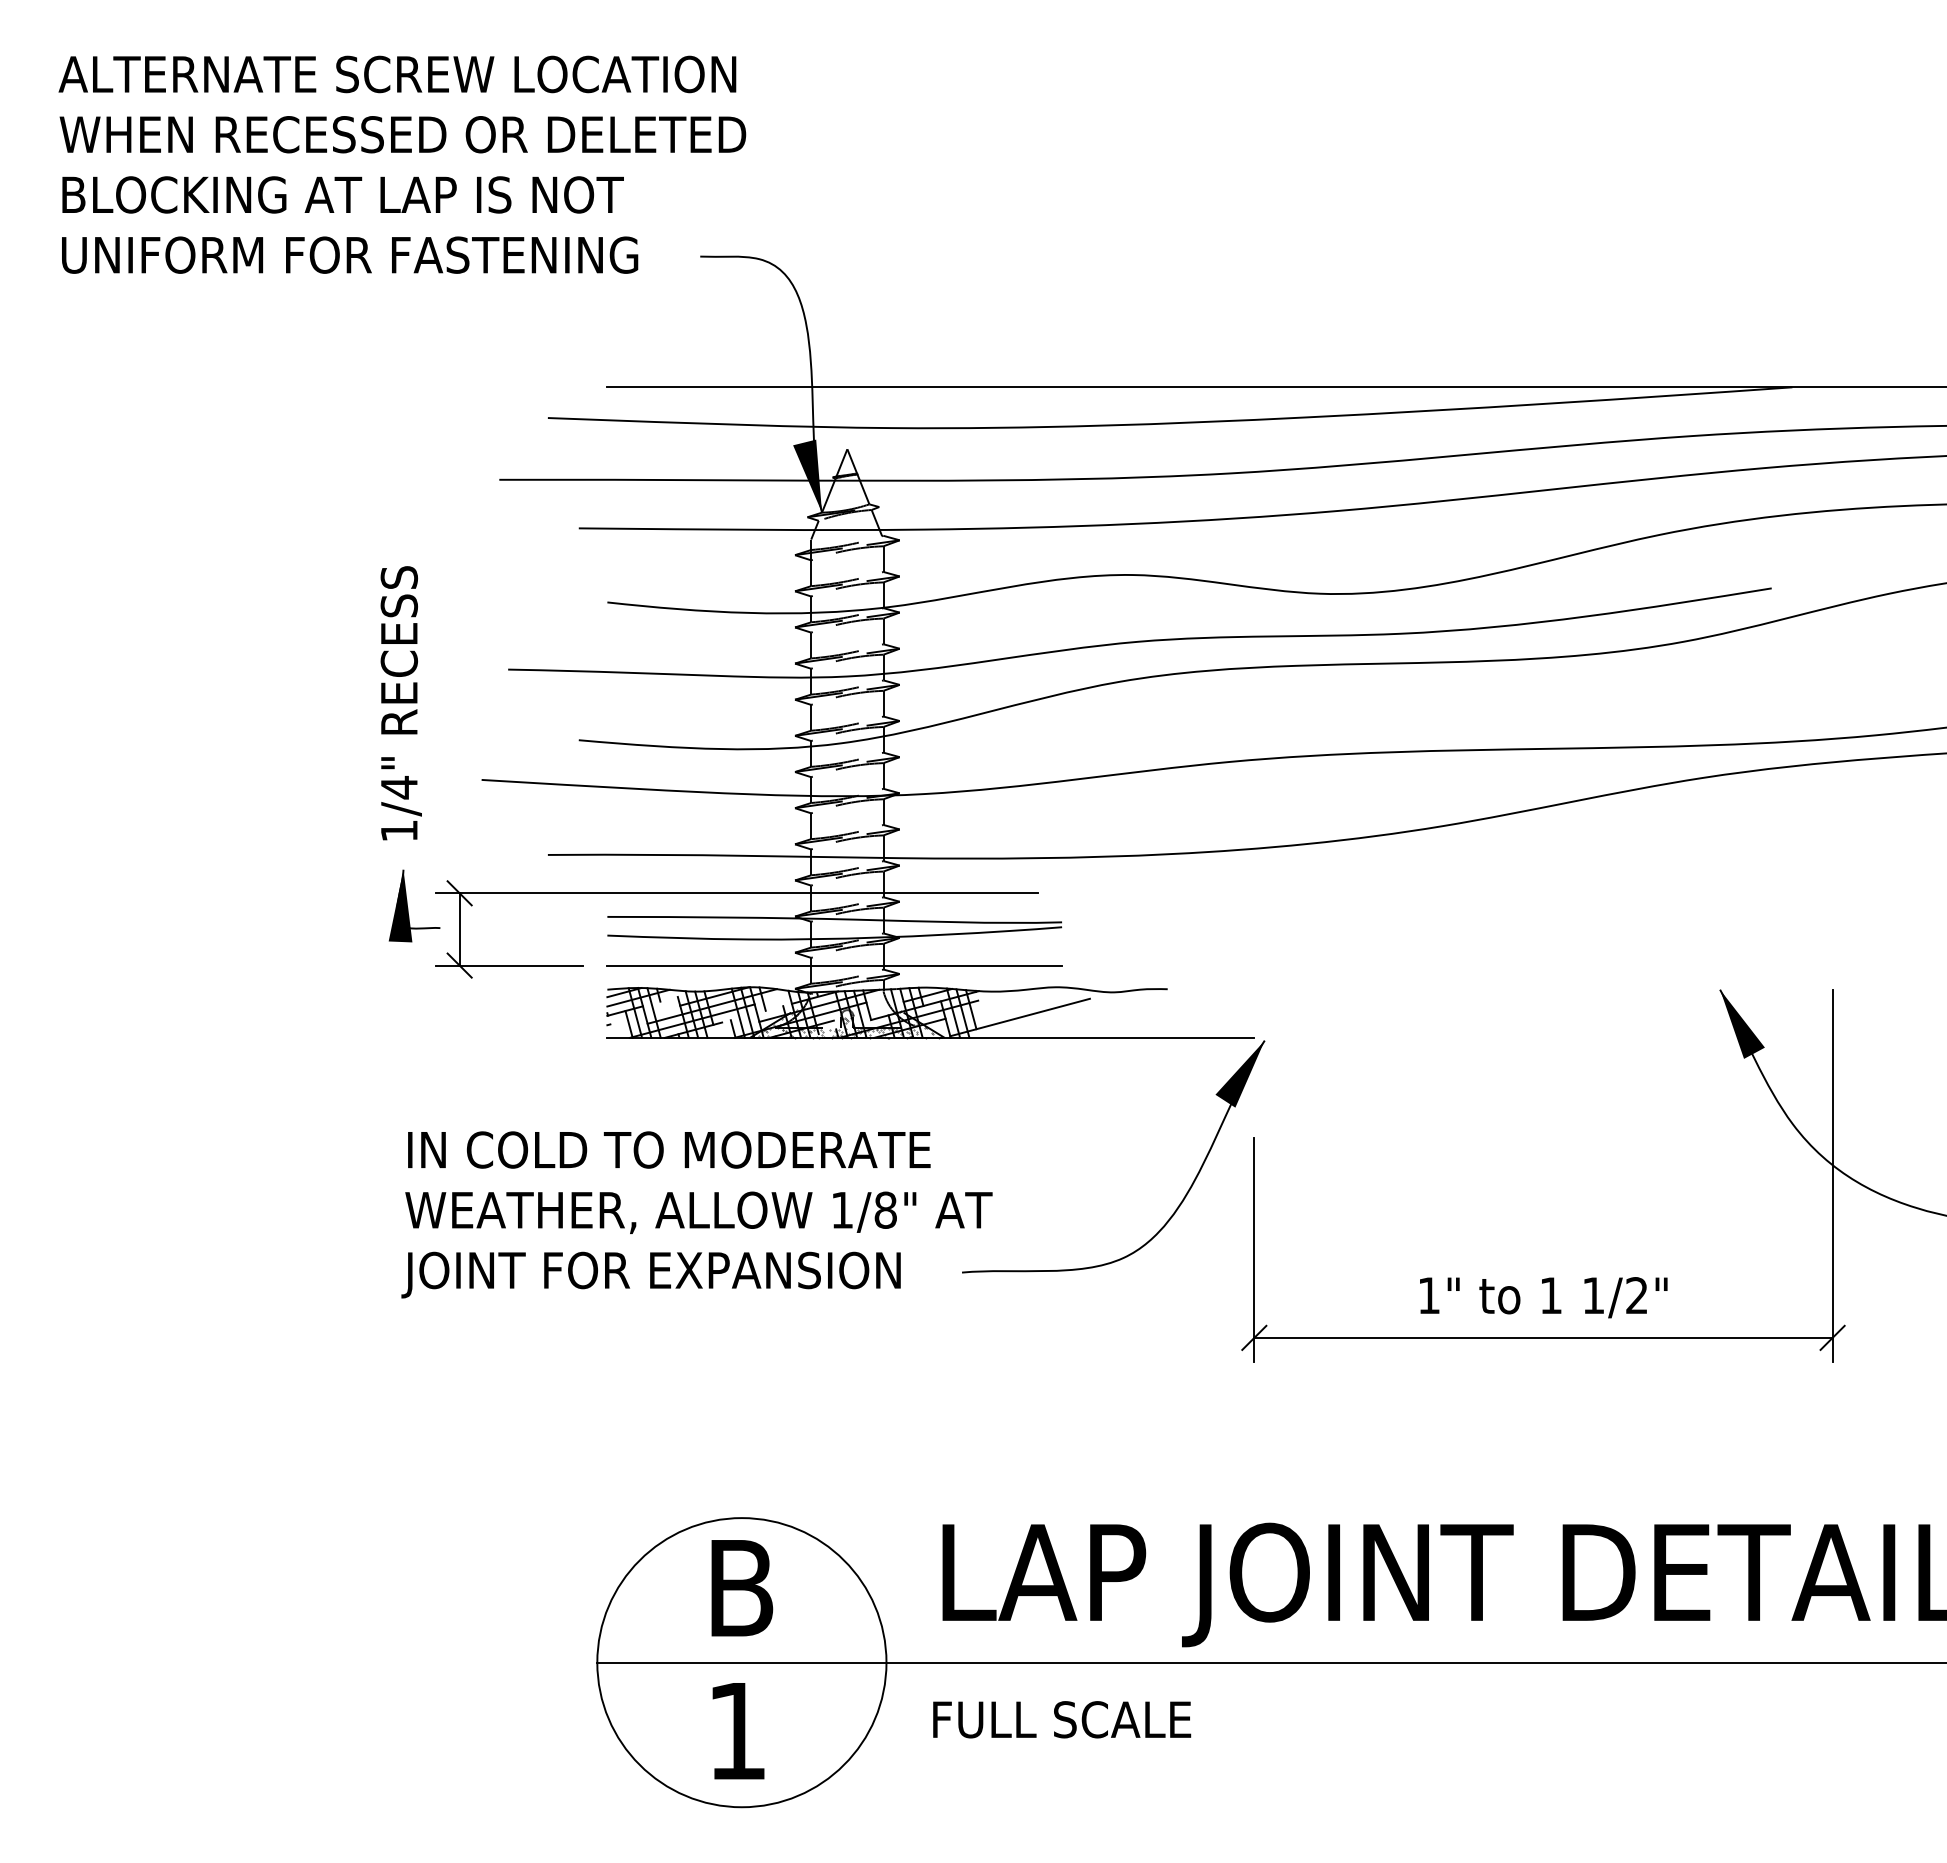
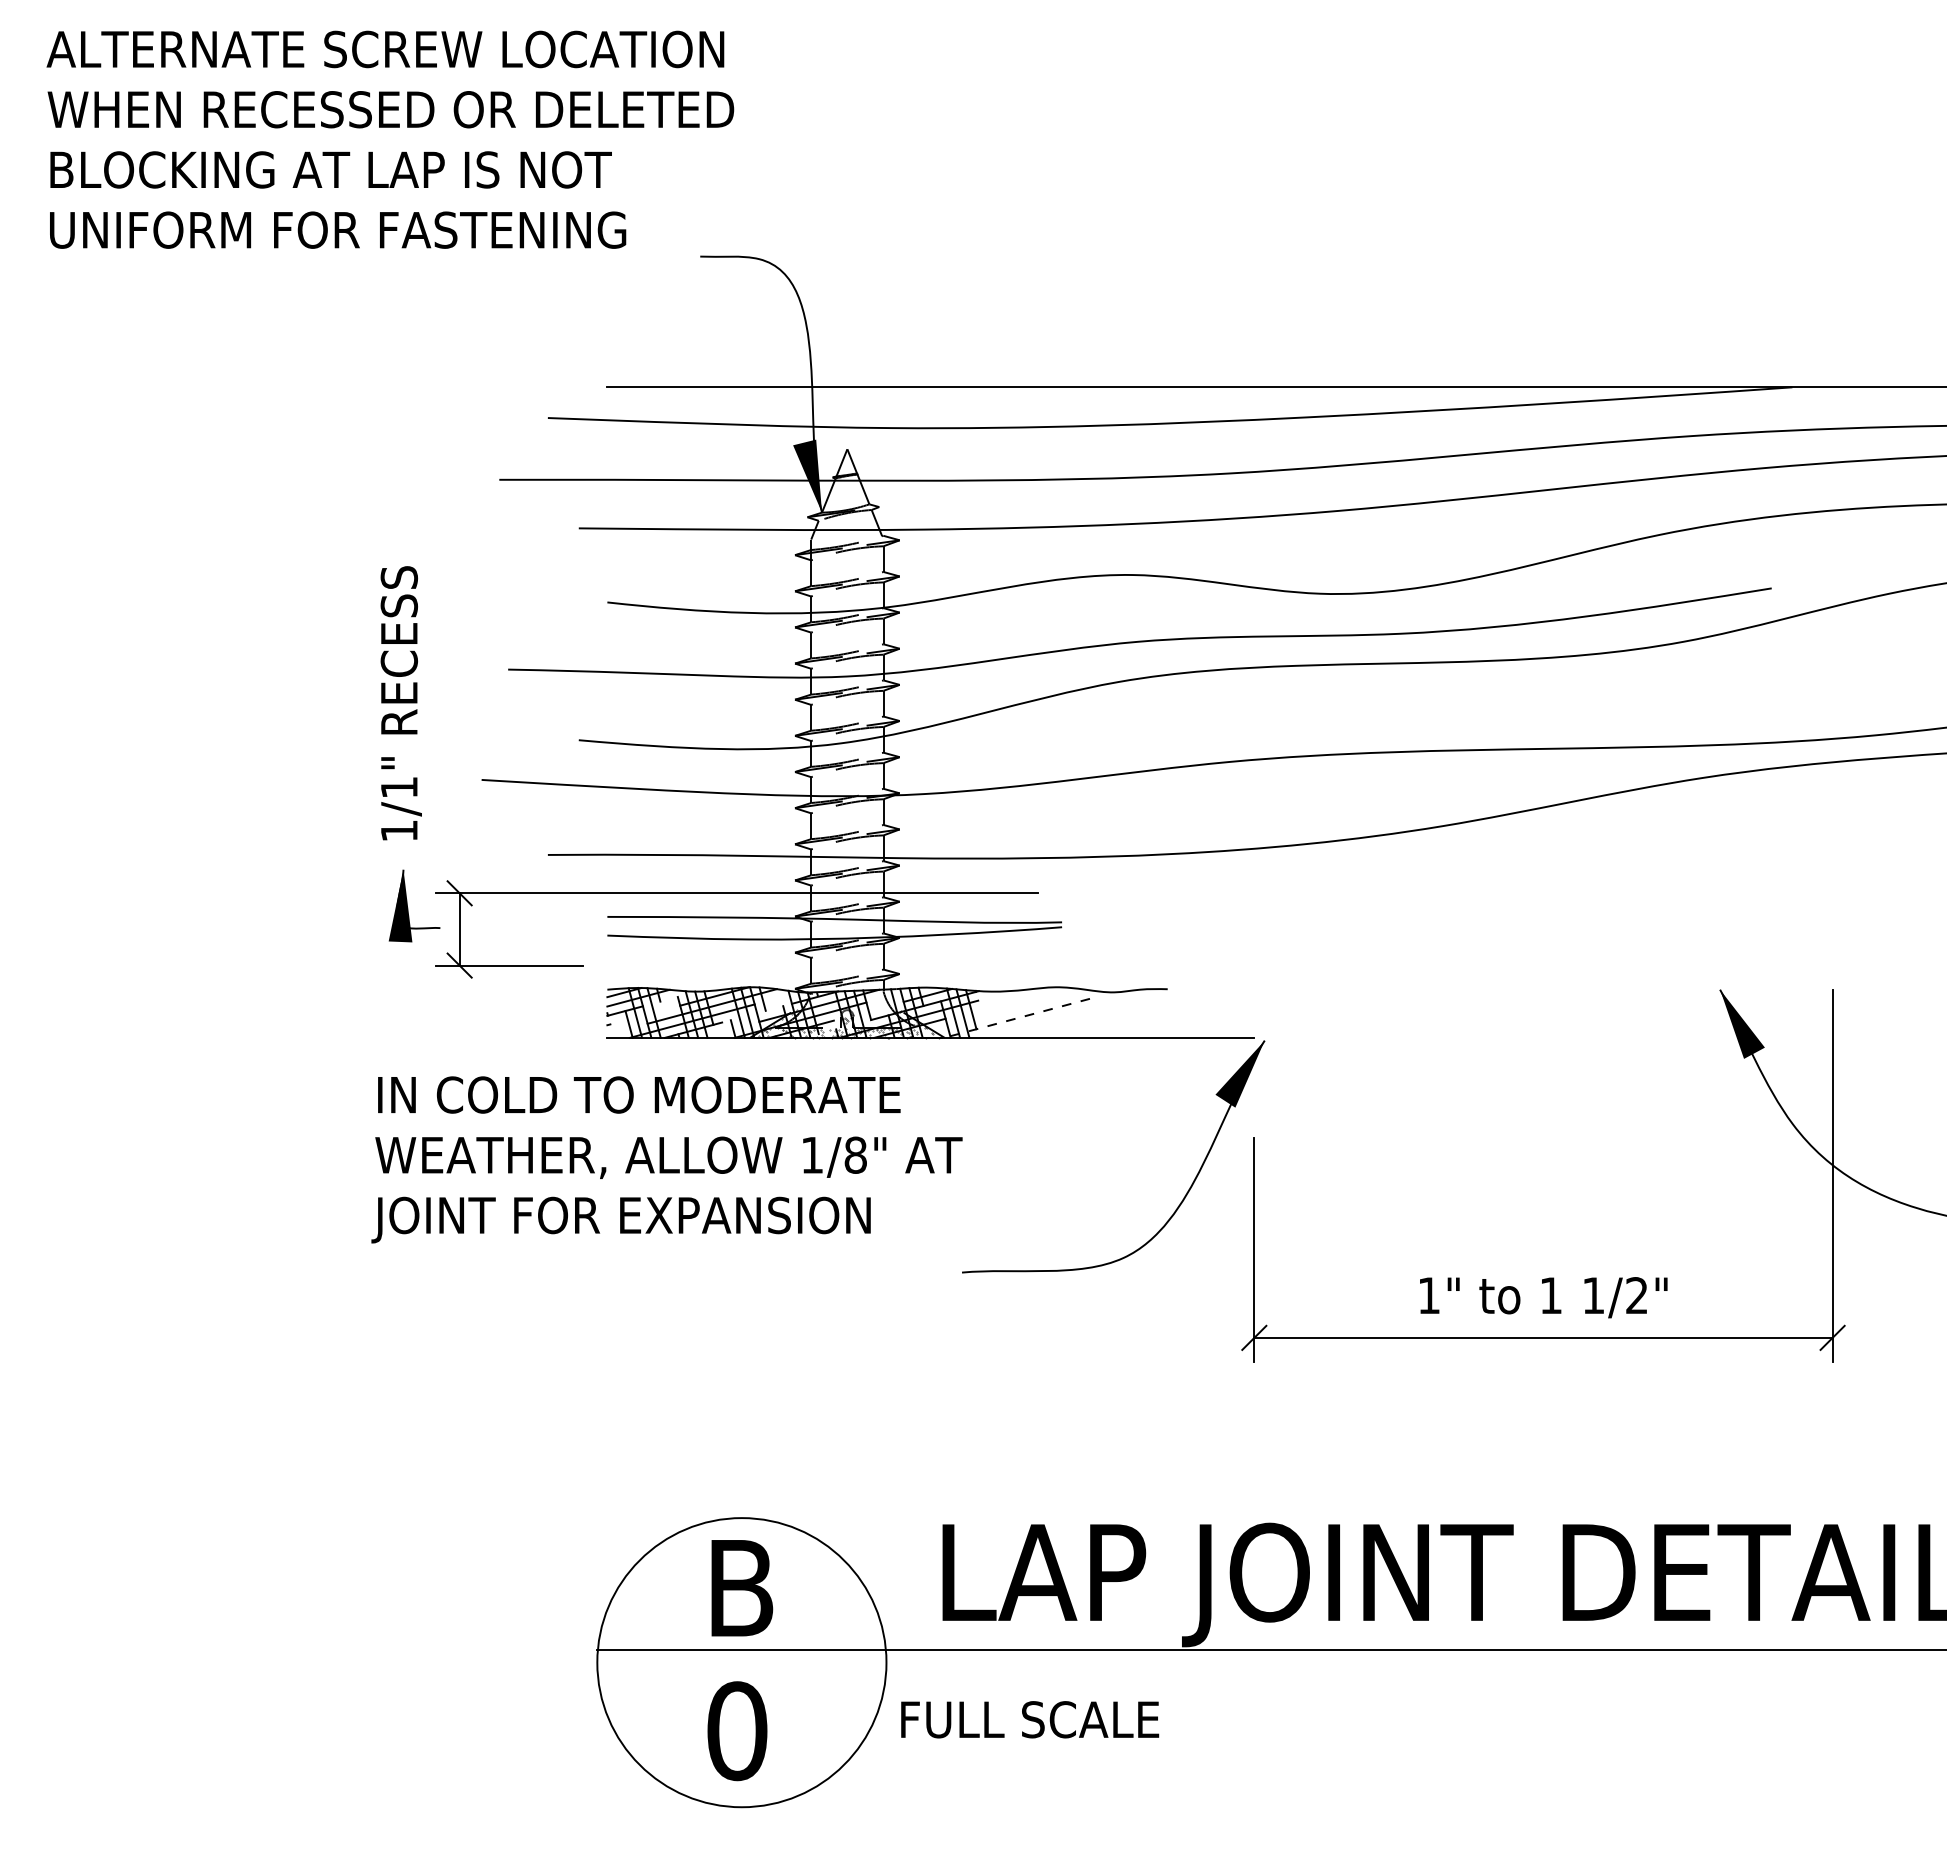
text position: (402, 164) -> (390, 139) (390, 139)
text: 1/4" -> 1/1" (399, 787)
line: present -> none (834, 965)
line: solid -> dashed (1020, 1017)
text position: (696, 1214) -> (666, 1159) (666, 1159)
line position: (1270, 1662) -> (1270, 1649) (1270, 1649)
text position: (1062, 1719) -> (1030, 1719) (1030, 1719)
text: 1 -> 0 (737, 1731)
